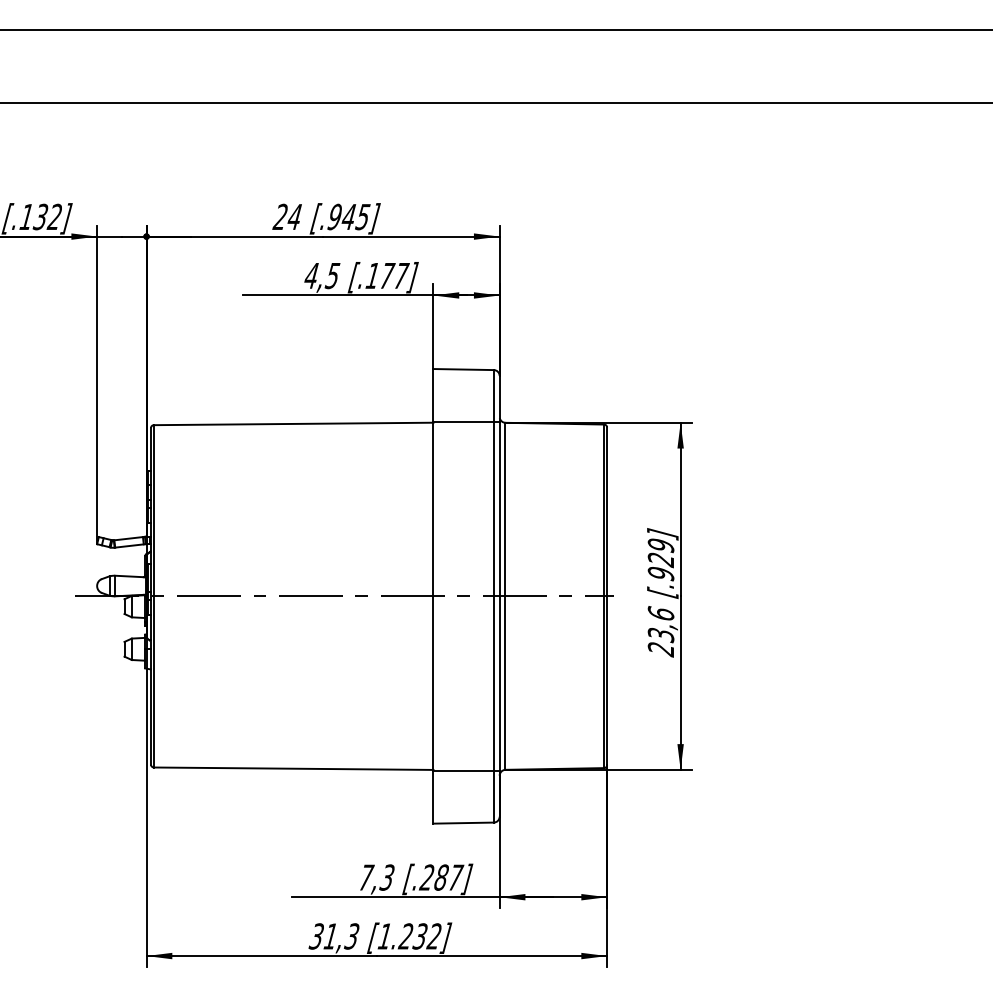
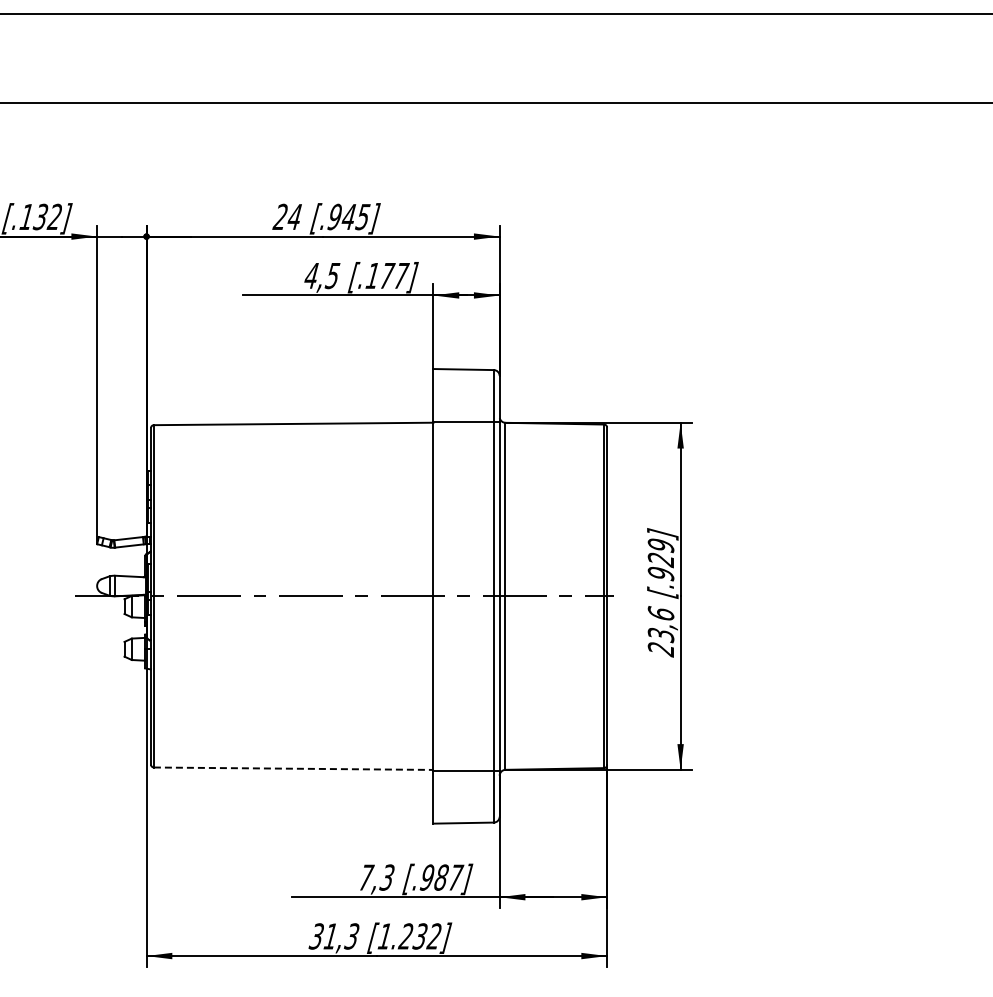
line position: (495, 29) -> (495, 13) (495, 13)
line: solid -> dashed (293, 768)
text: [.287] -> [.987] (426, 877)
